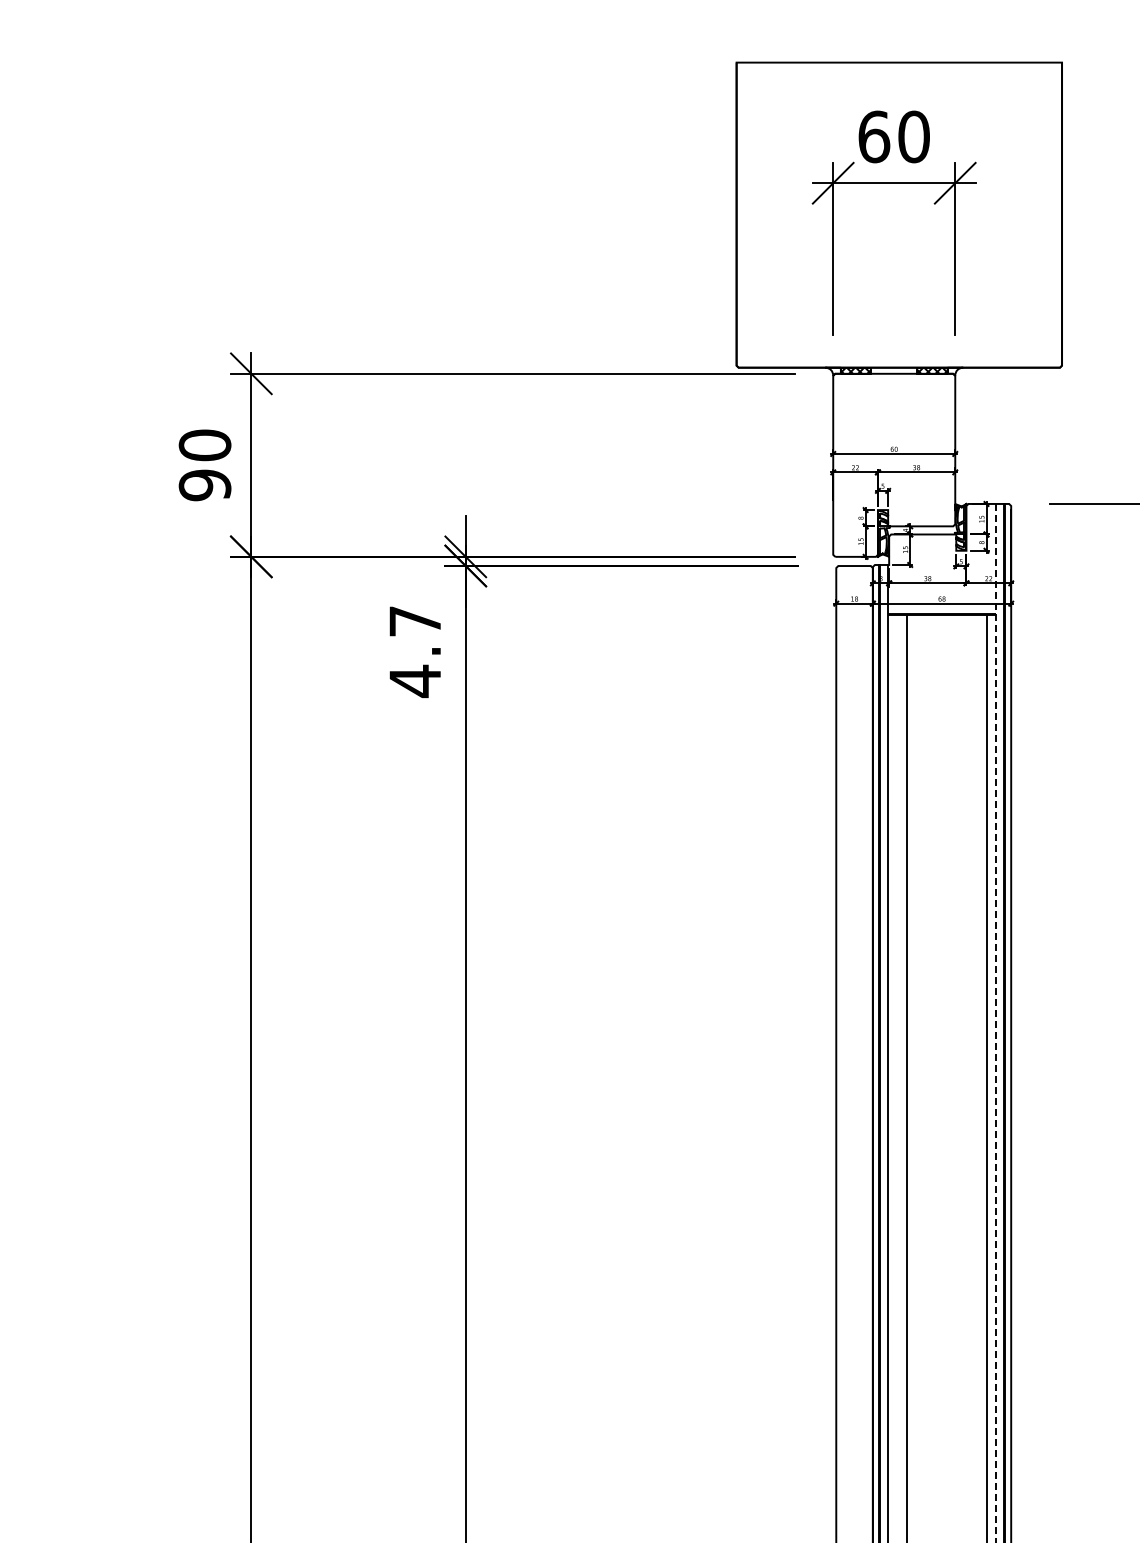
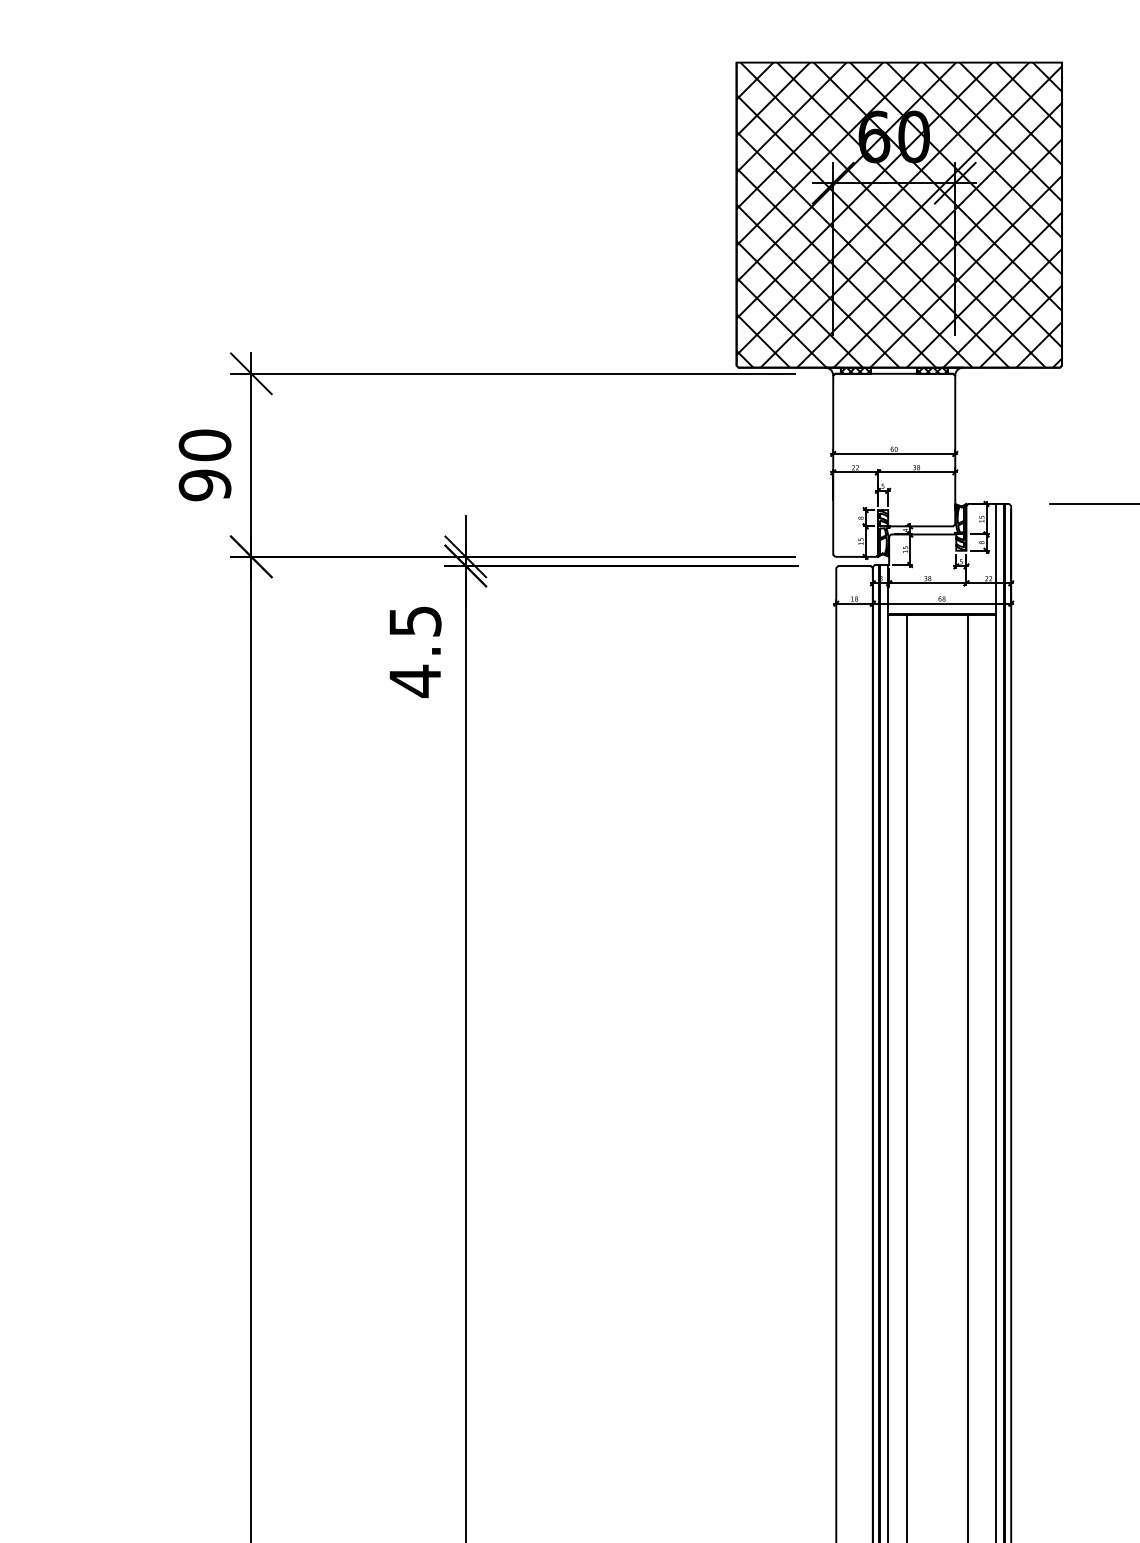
hatch: none -> present (899, 214)
text: 4.7 -> 4.5 (415, 621)
line: dashed -> solid (995, 1023)
line position: (987, 1076) -> (968, 1076) (968, 1076)
